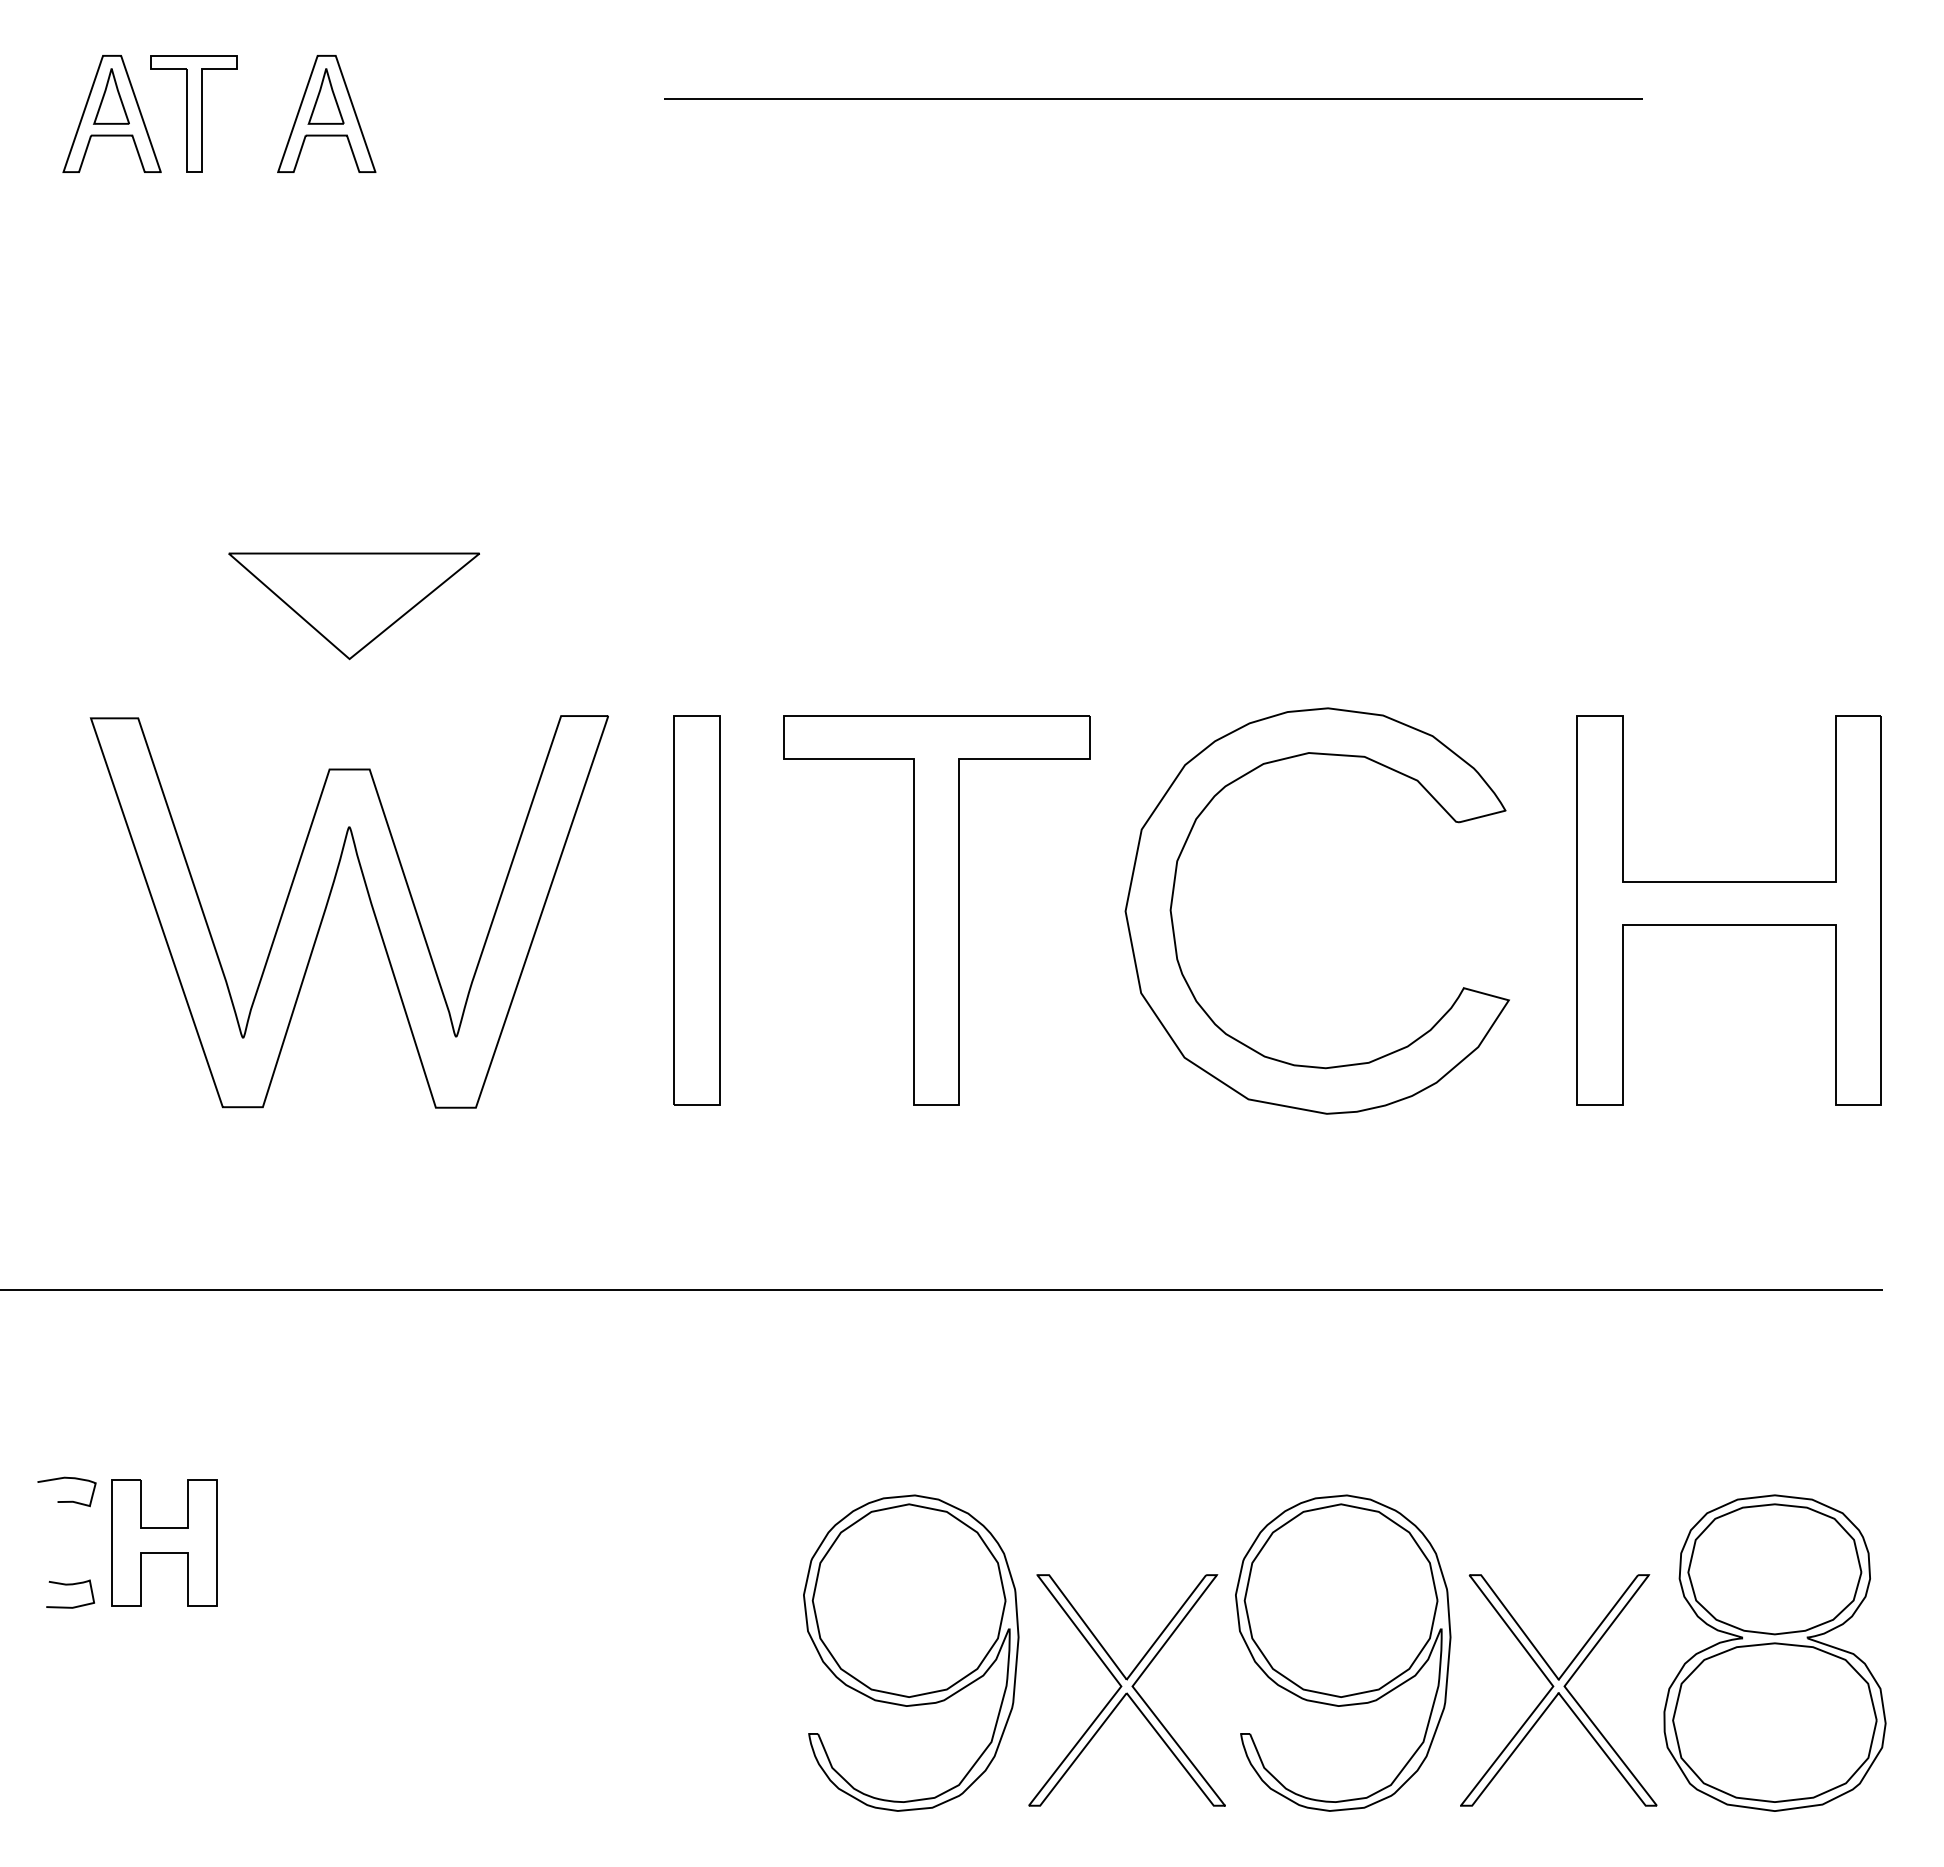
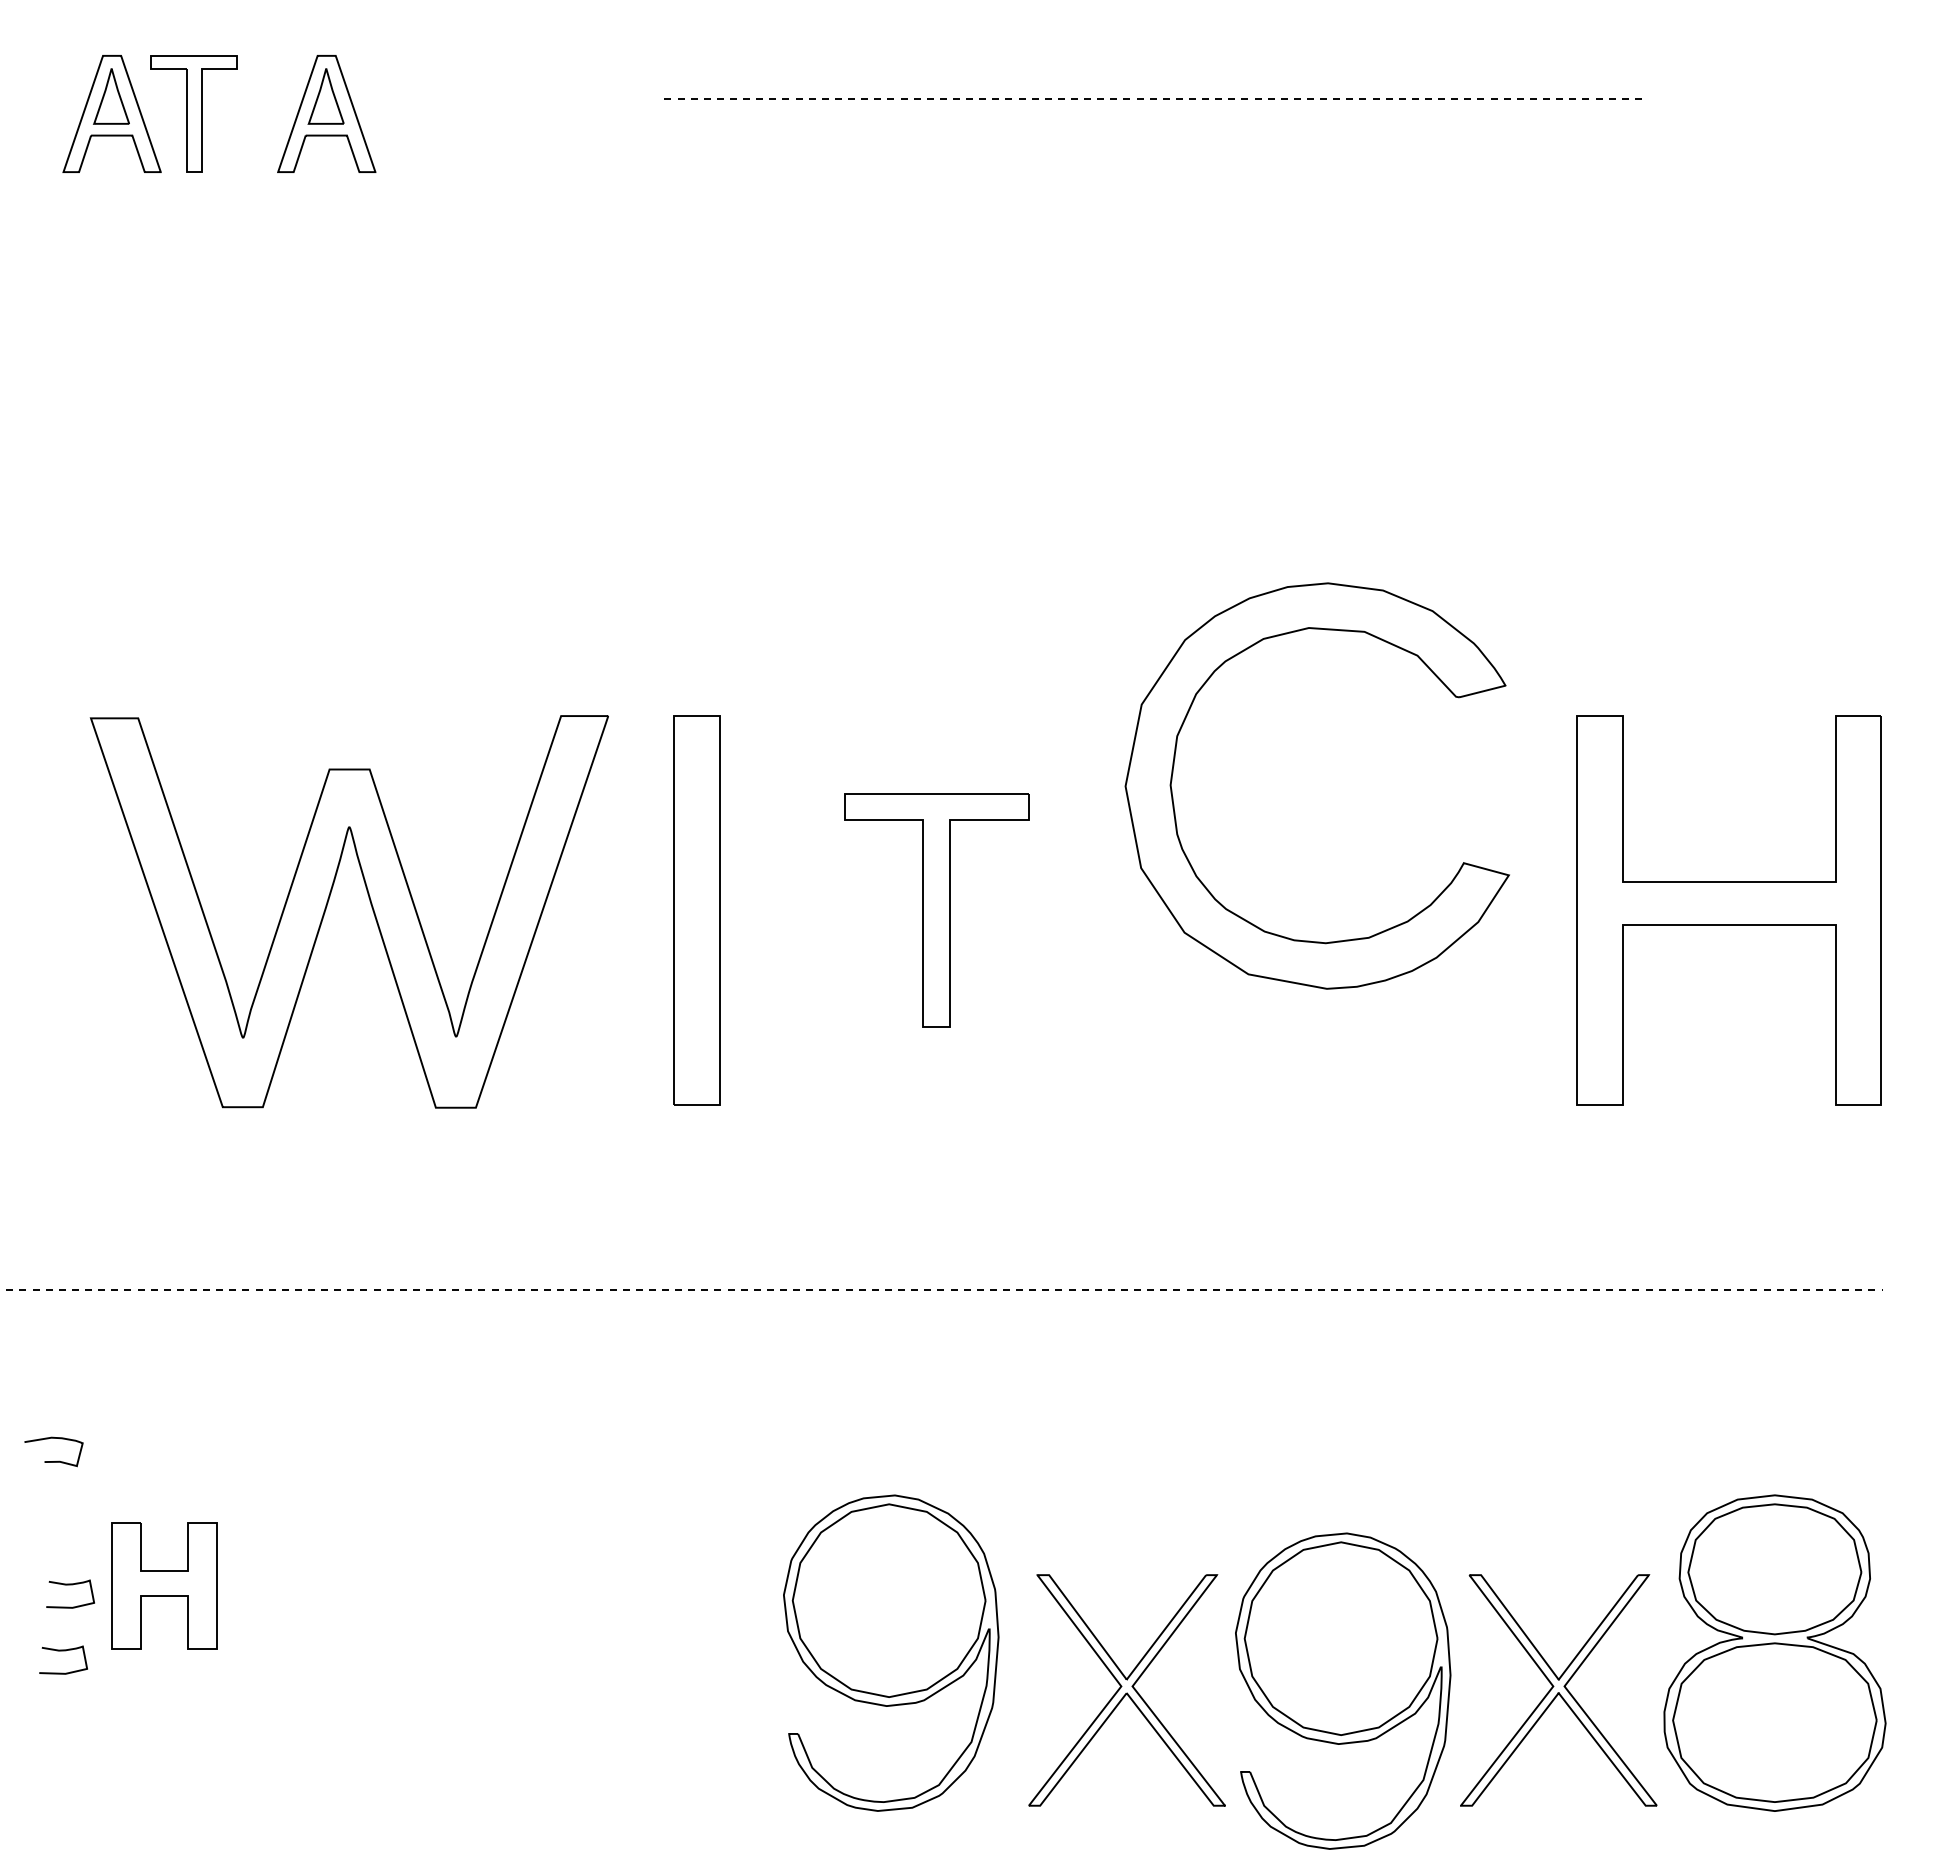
line: solid -> dashed (1153, 99)
part: present -> none (353, 606)
part position: (1174, 891) -> (1174, 766) (1174, 766)
part size: 308x391 px -> 186x235 px (936, 910)
line: solid -> dashed (942, 1290)
curve position: (70, 1500) -> (57, 1460) (57, 1460)
part position: (164, 1542) -> (164, 1585) (164, 1585)
curve: none -> present (63, 1651)
part position: (911, 1652) -> (891, 1652) (891, 1652)
part position: (1343, 1652) -> (1343, 1690) (1343, 1690)
